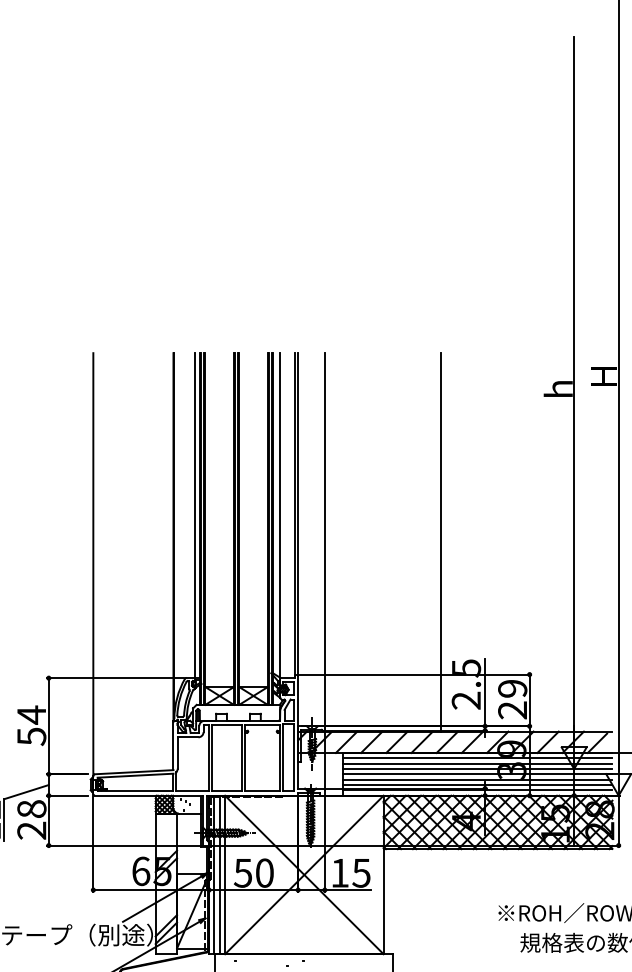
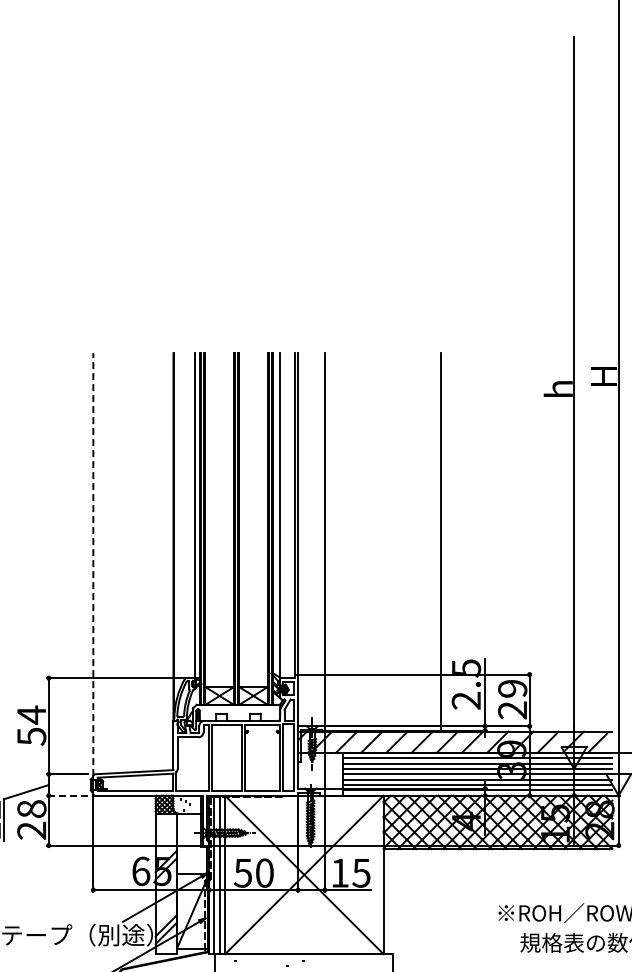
line: solid -> dashed (93, 564)
line: solid -> dashed (67, 795)
